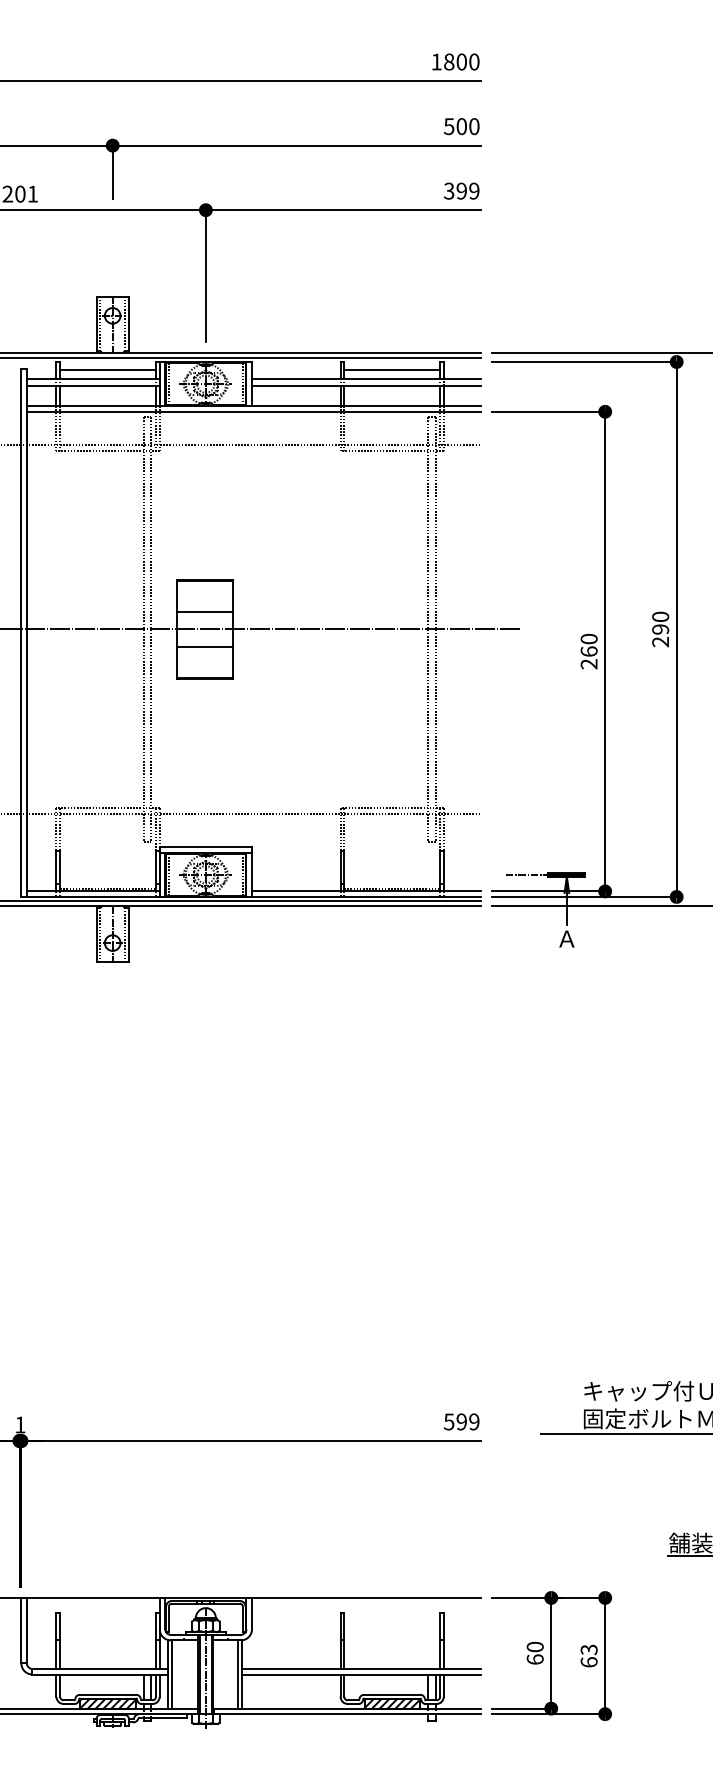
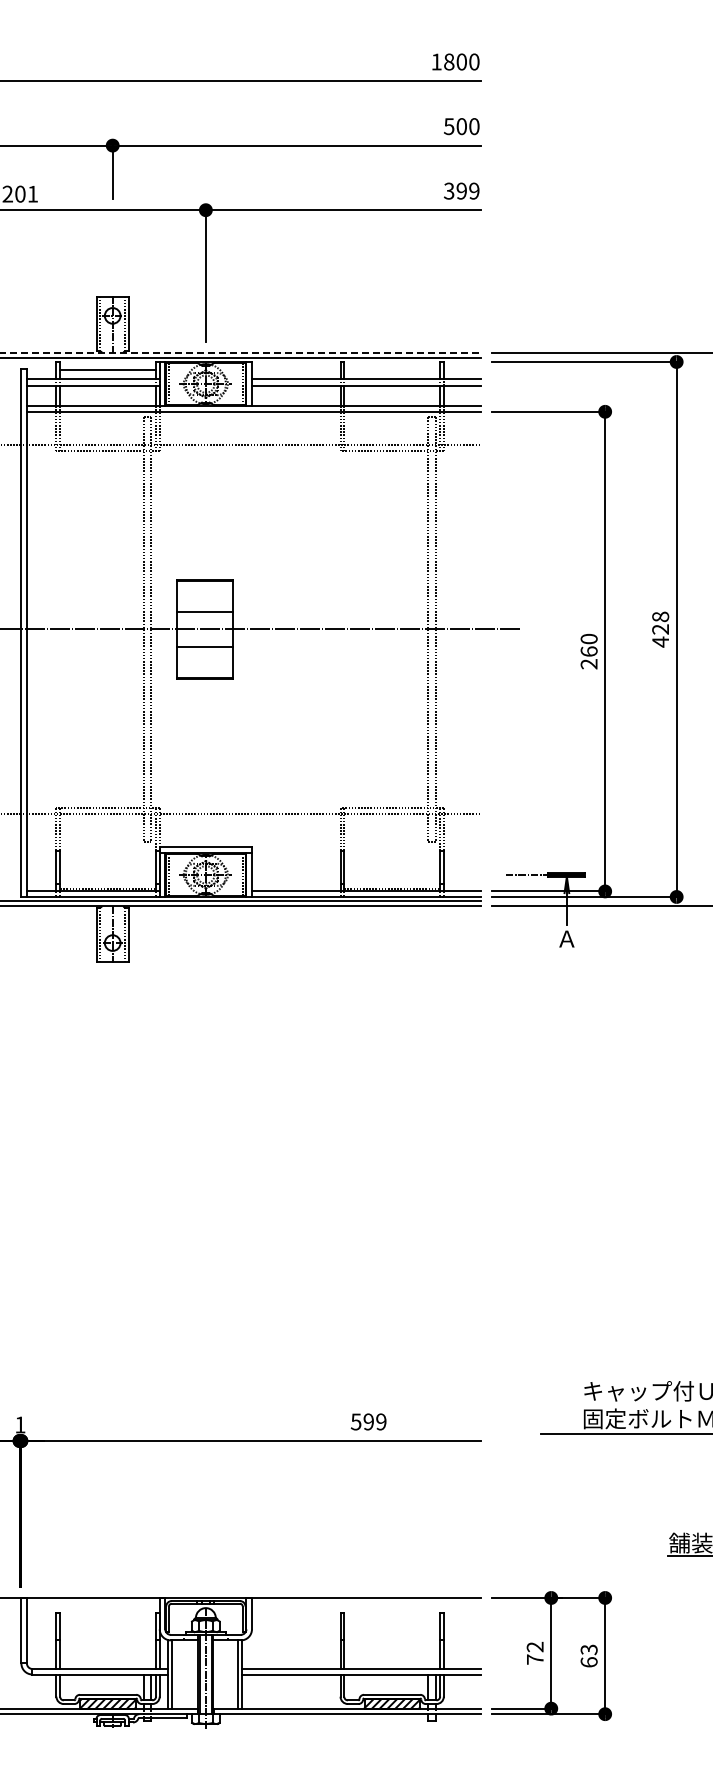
line: solid -> dashed (240, 352)
line: present -> none (392, 370)
text: 290 -> 428 (660, 629)
text position: (461, 1421) -> (368, 1421) (368, 1421)
text: 60 -> 72 (534, 1652)
